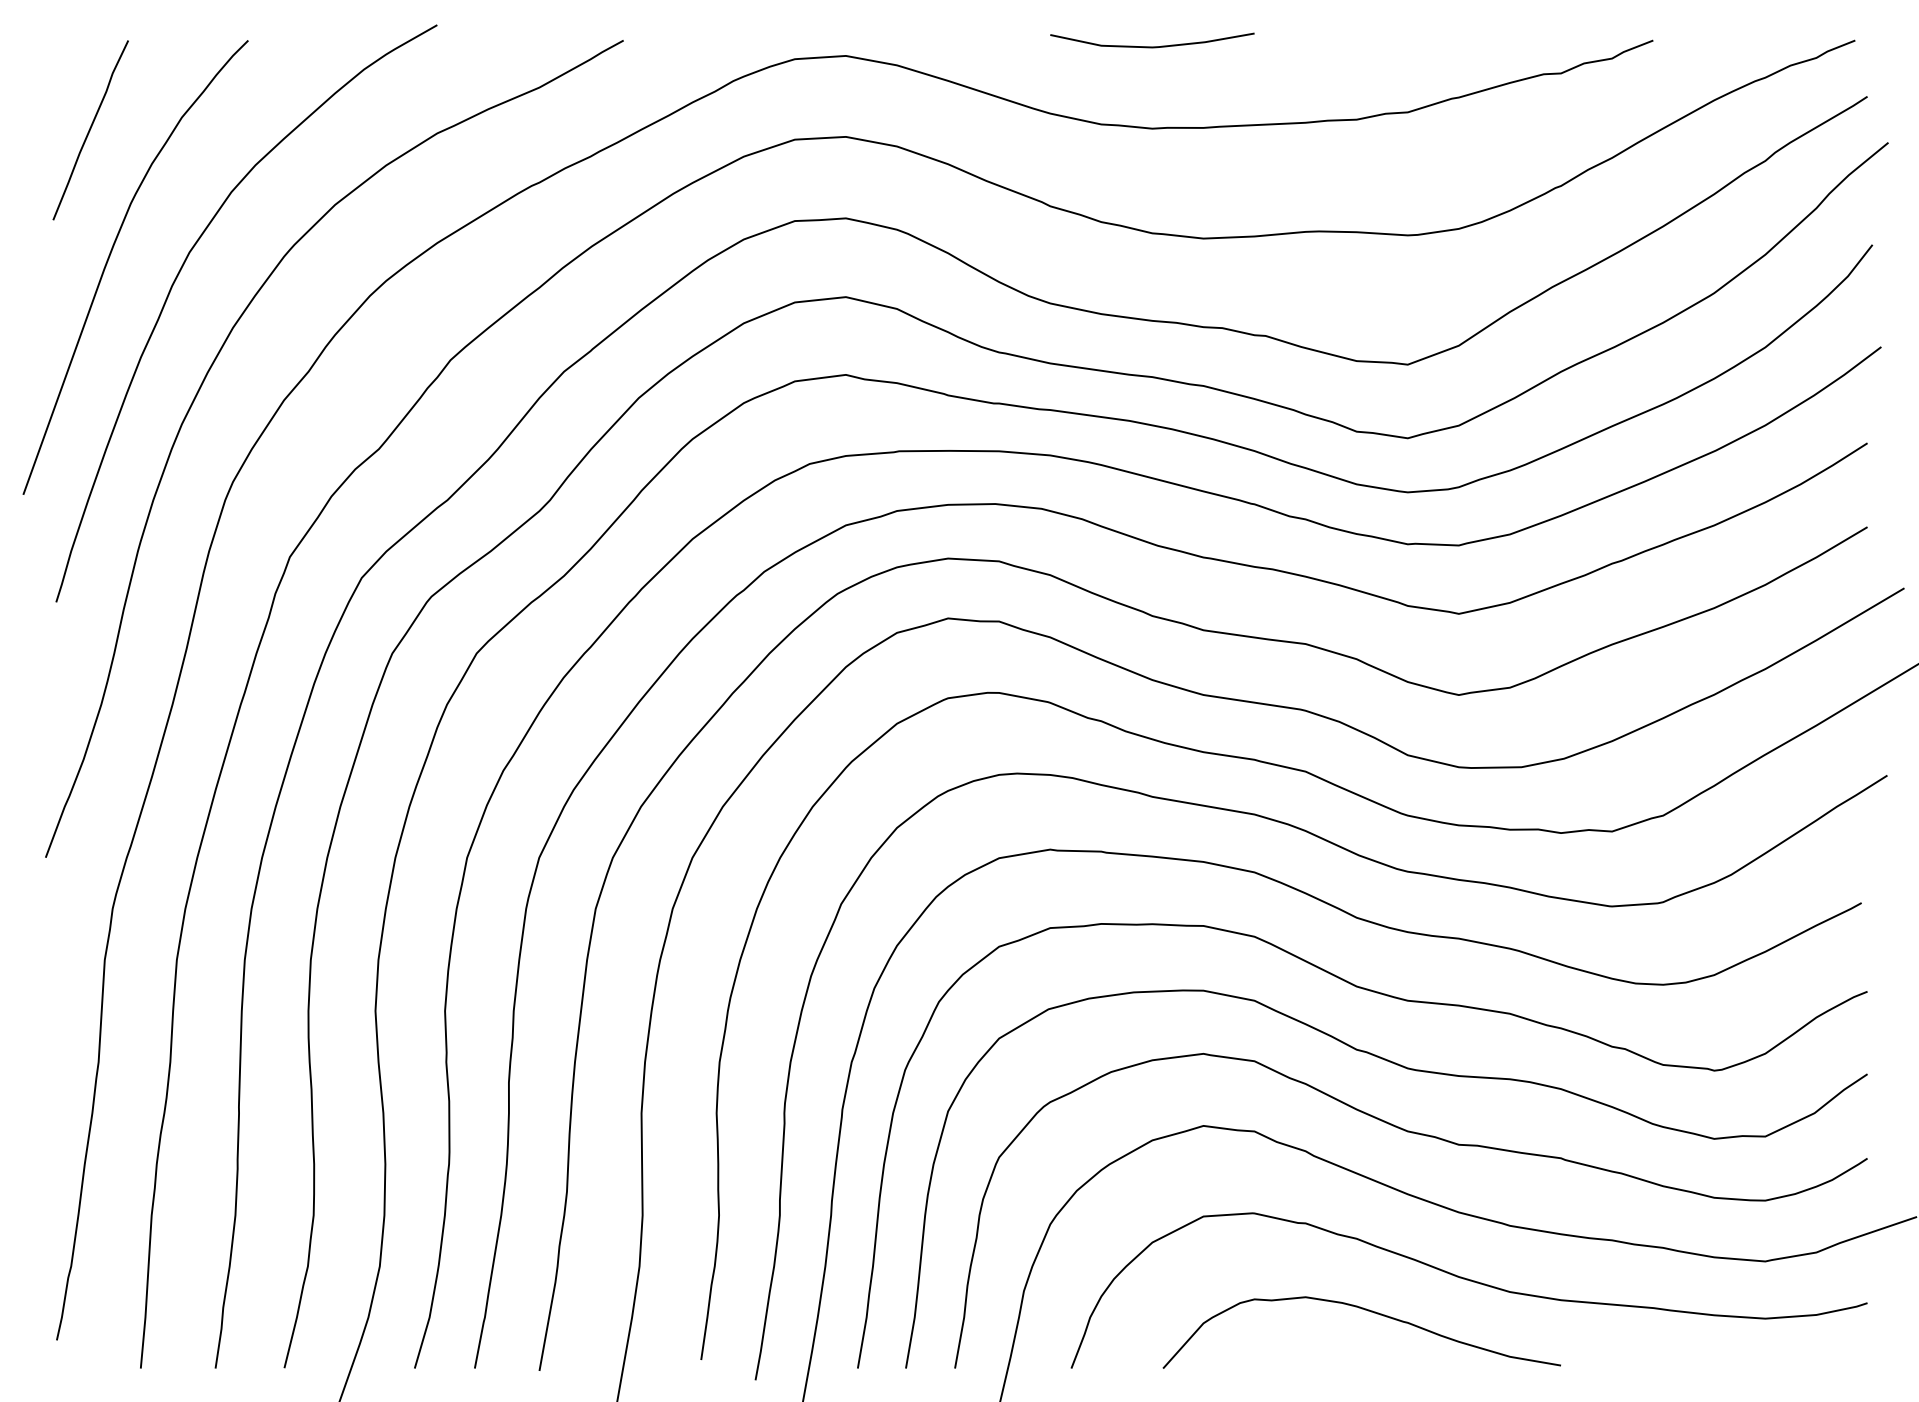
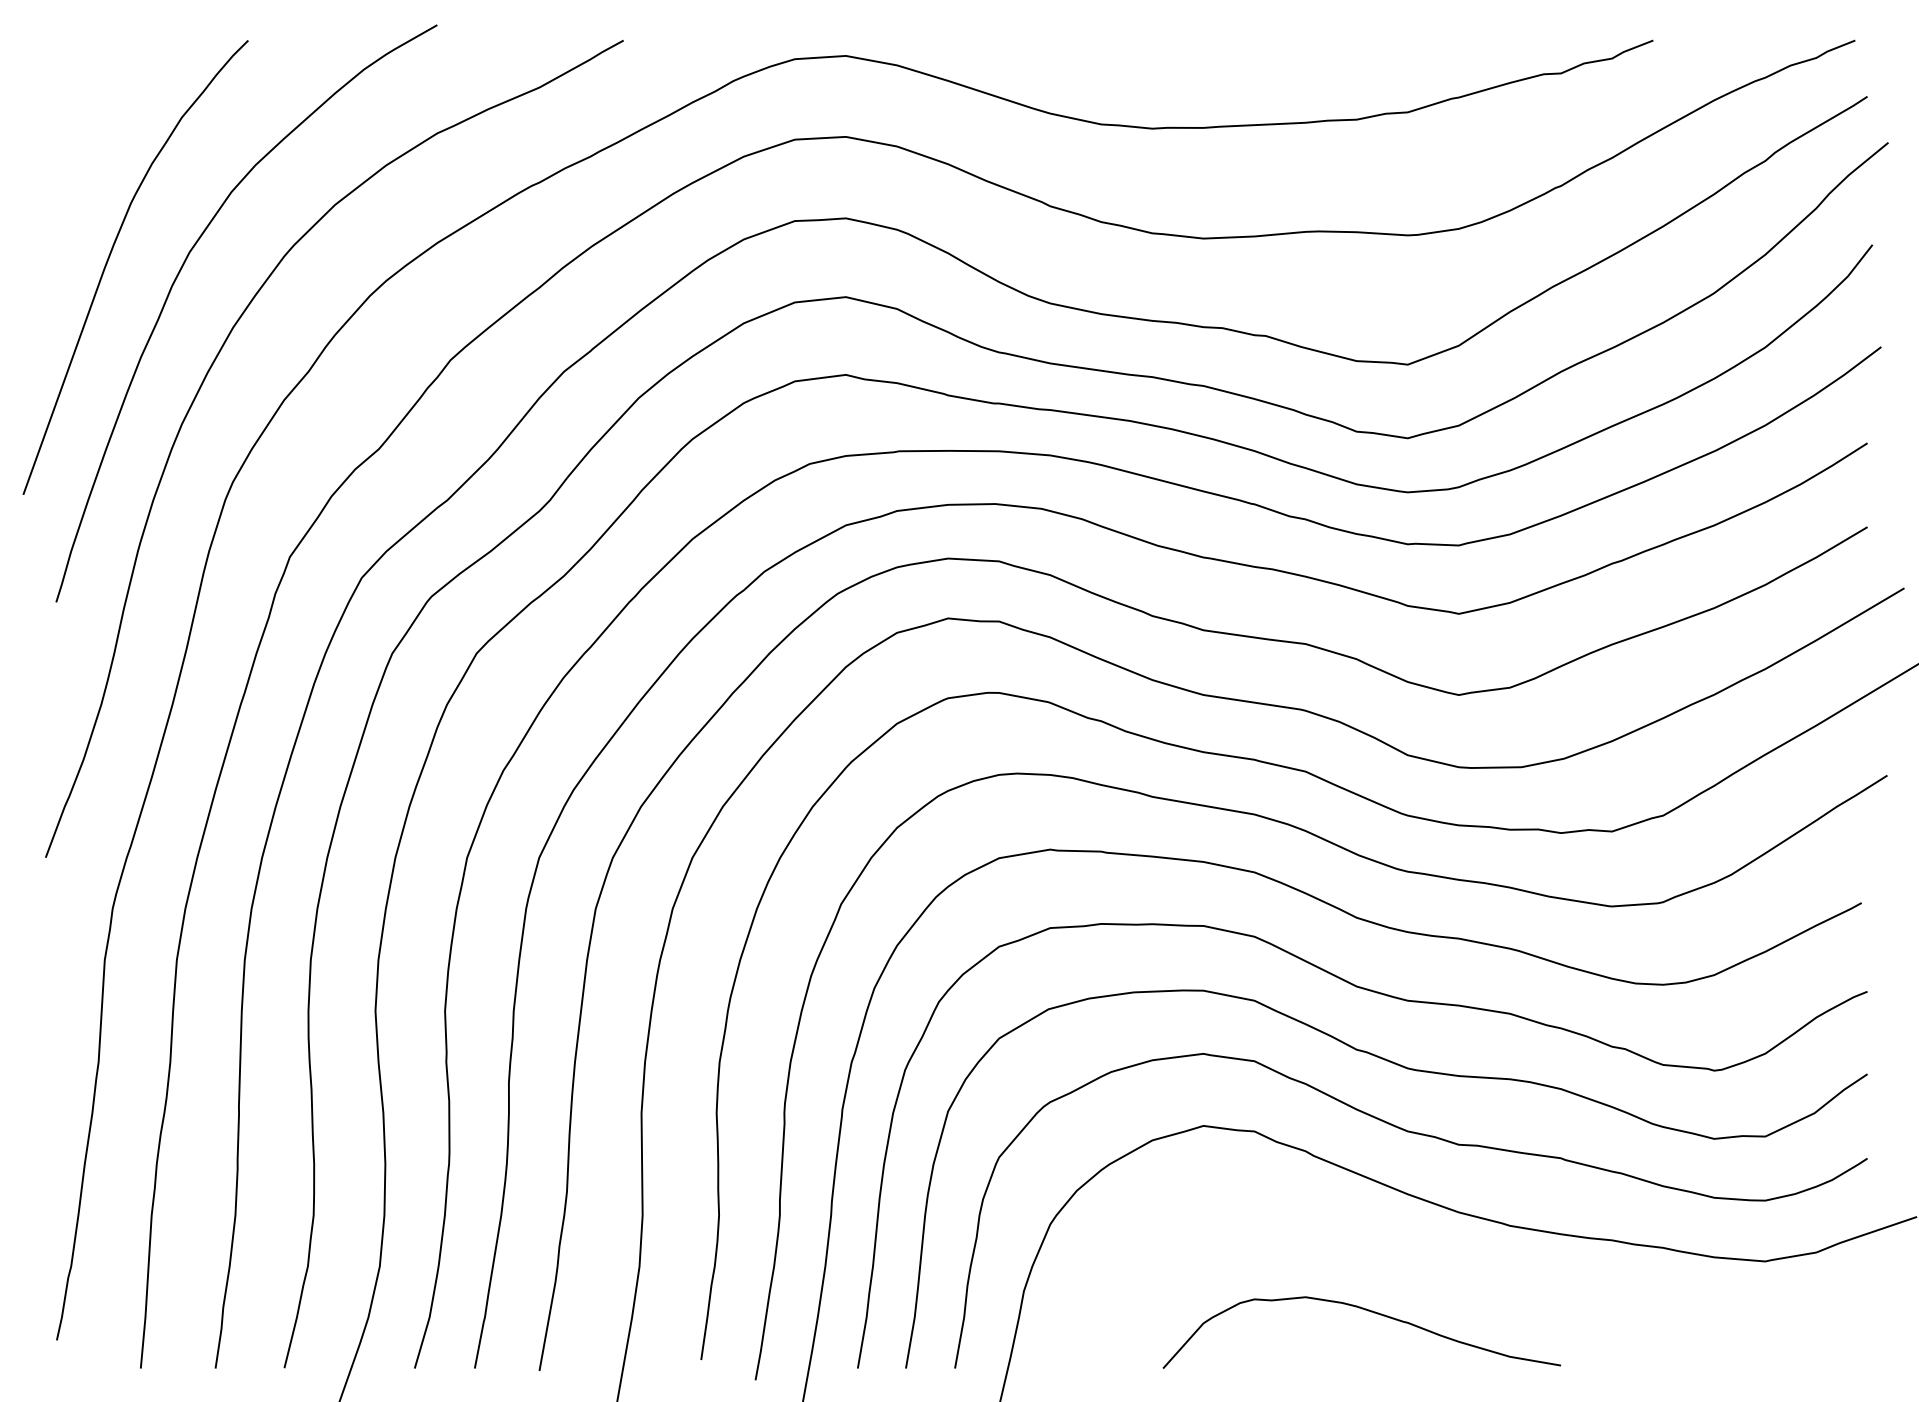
curve: present -> none (1152, 46)
curve: present -> none (90, 130)
curve: present -> none (1470, 1281)
